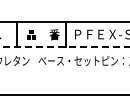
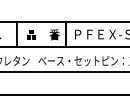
line: dashed -> solid (65, 47)
line: none -> present (64, 72)
